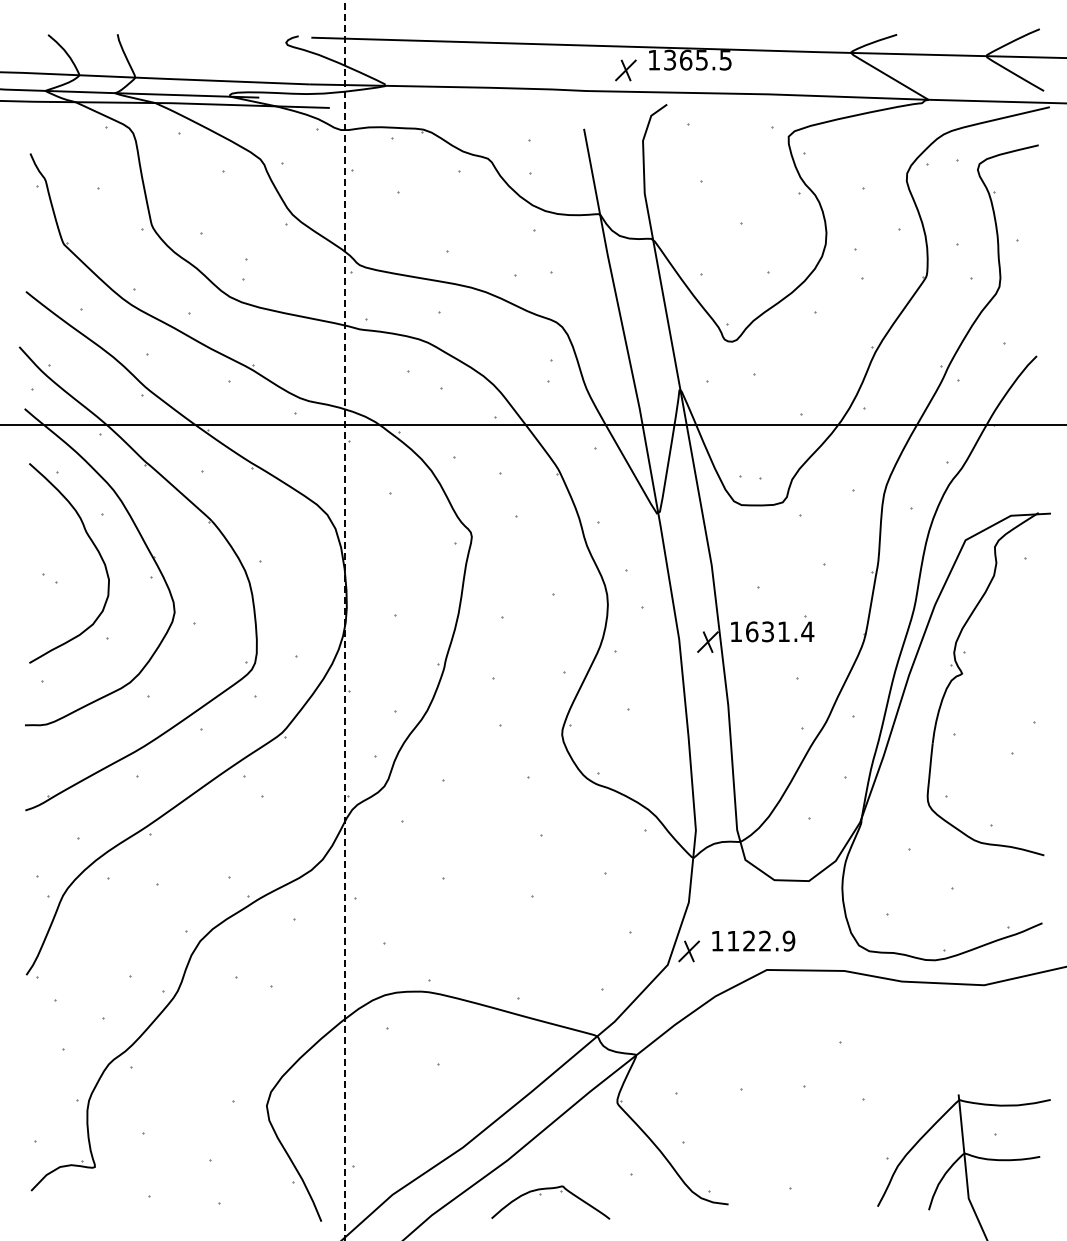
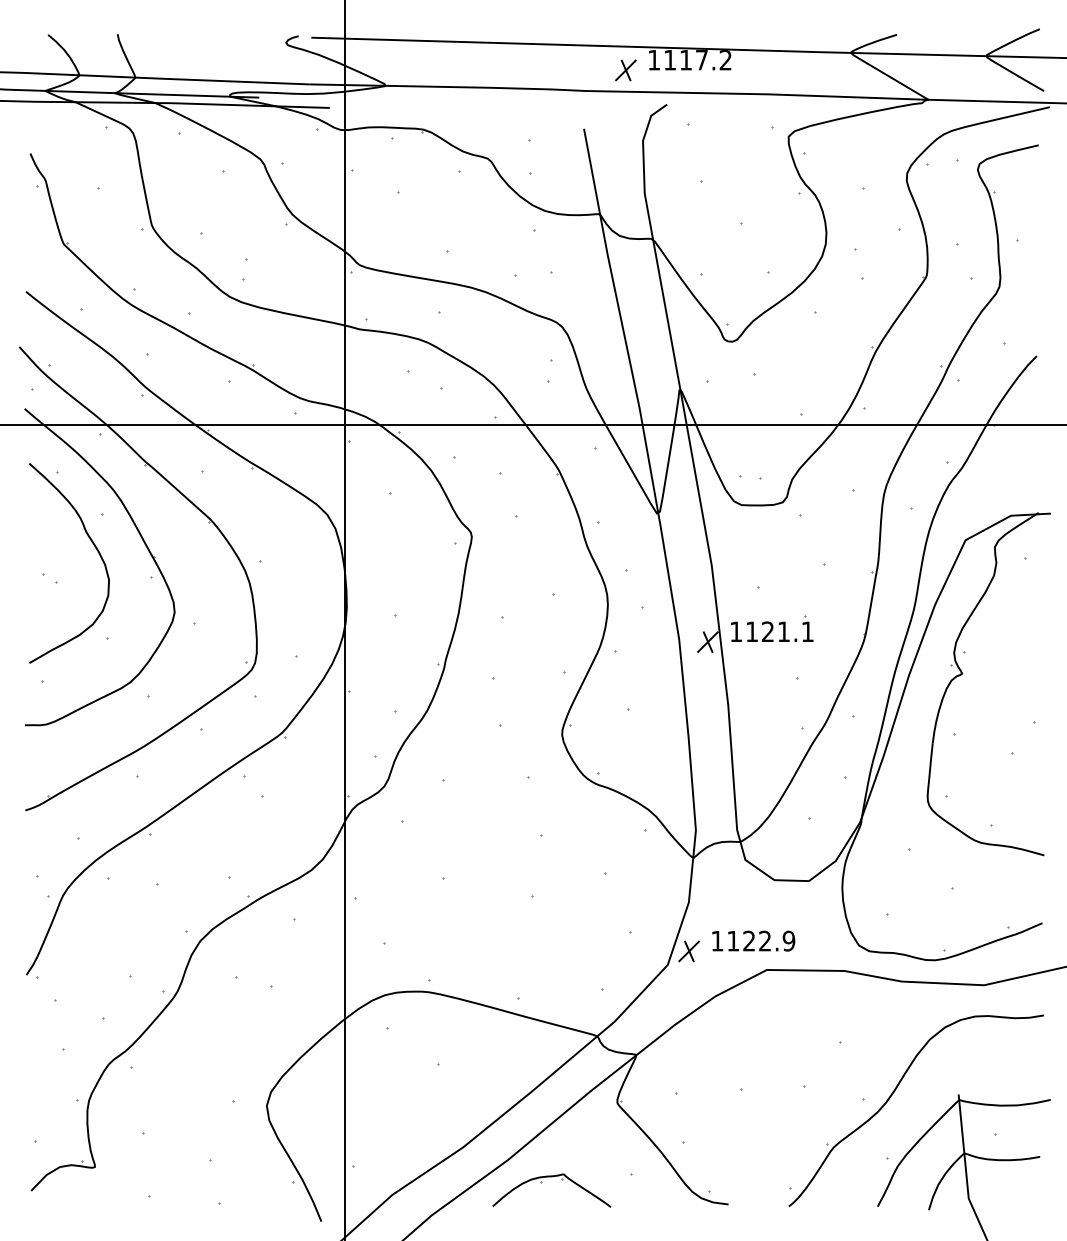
text: 1365.5 -> 1117.2 (697, 59)
line: dashed -> solid (345, 620)
text: 1631.4 -> 1121.1 (780, 631)
part: none -> present (892, 1095)
part position: (541, 1194) -> (542, 1182) (542, 1182)
